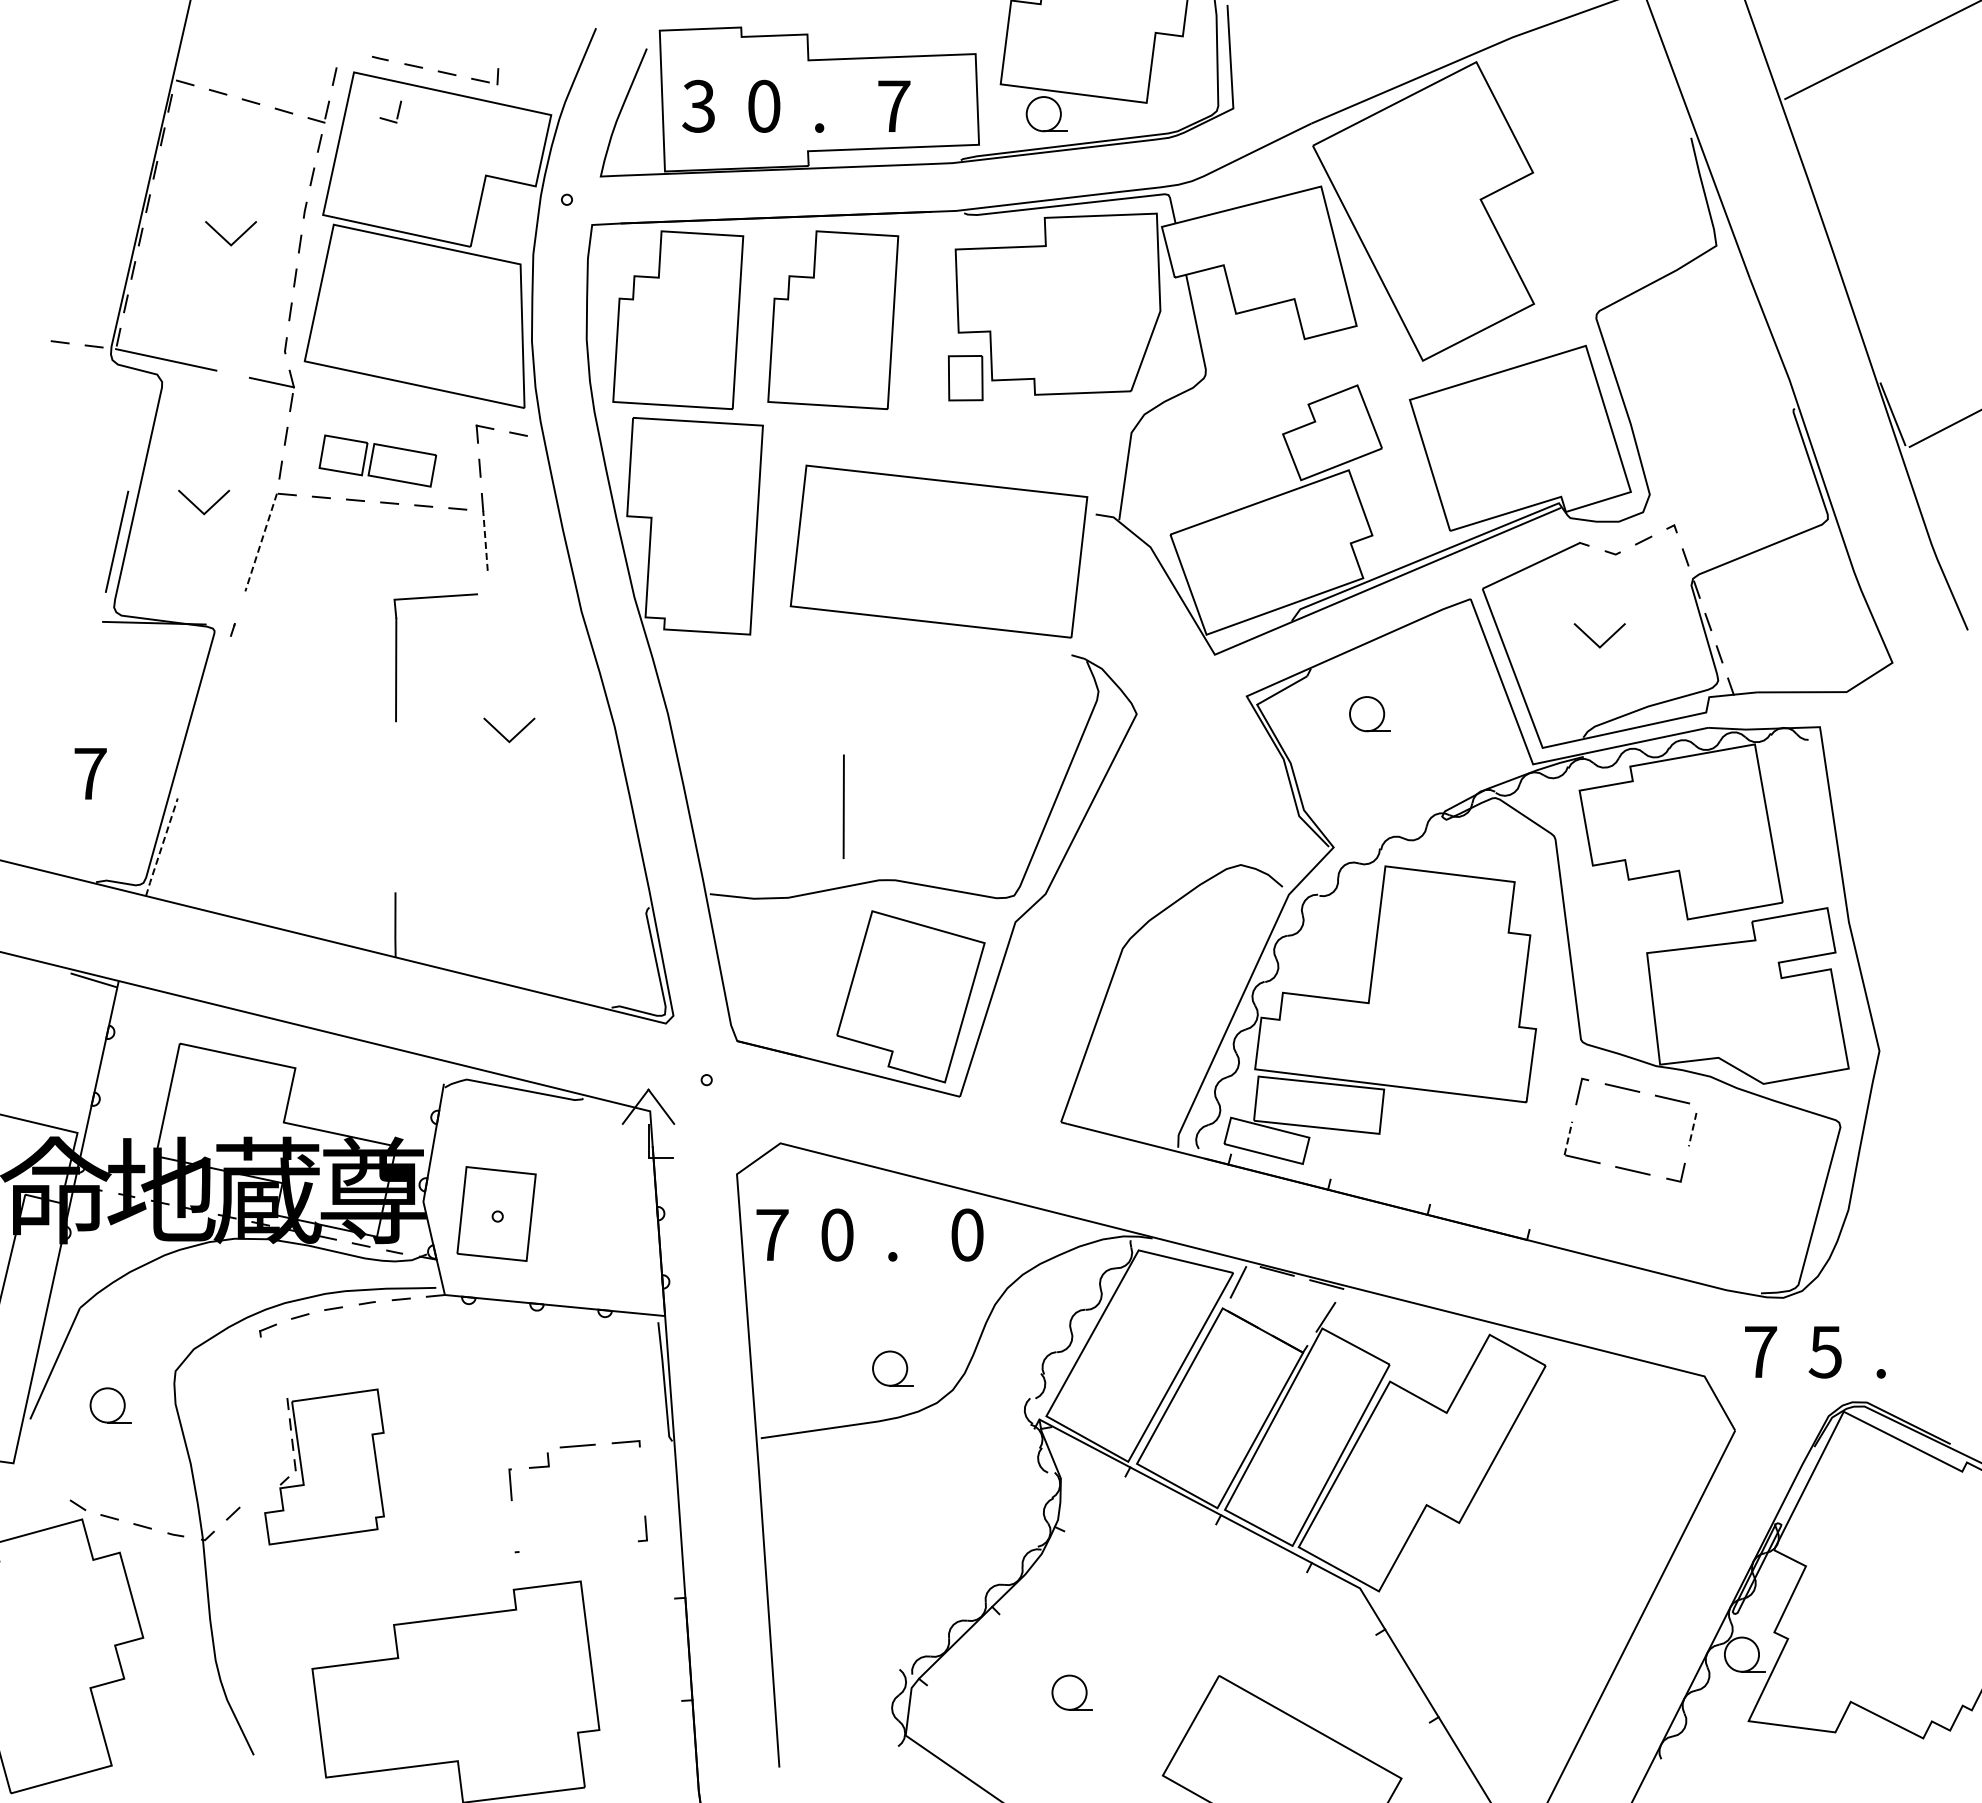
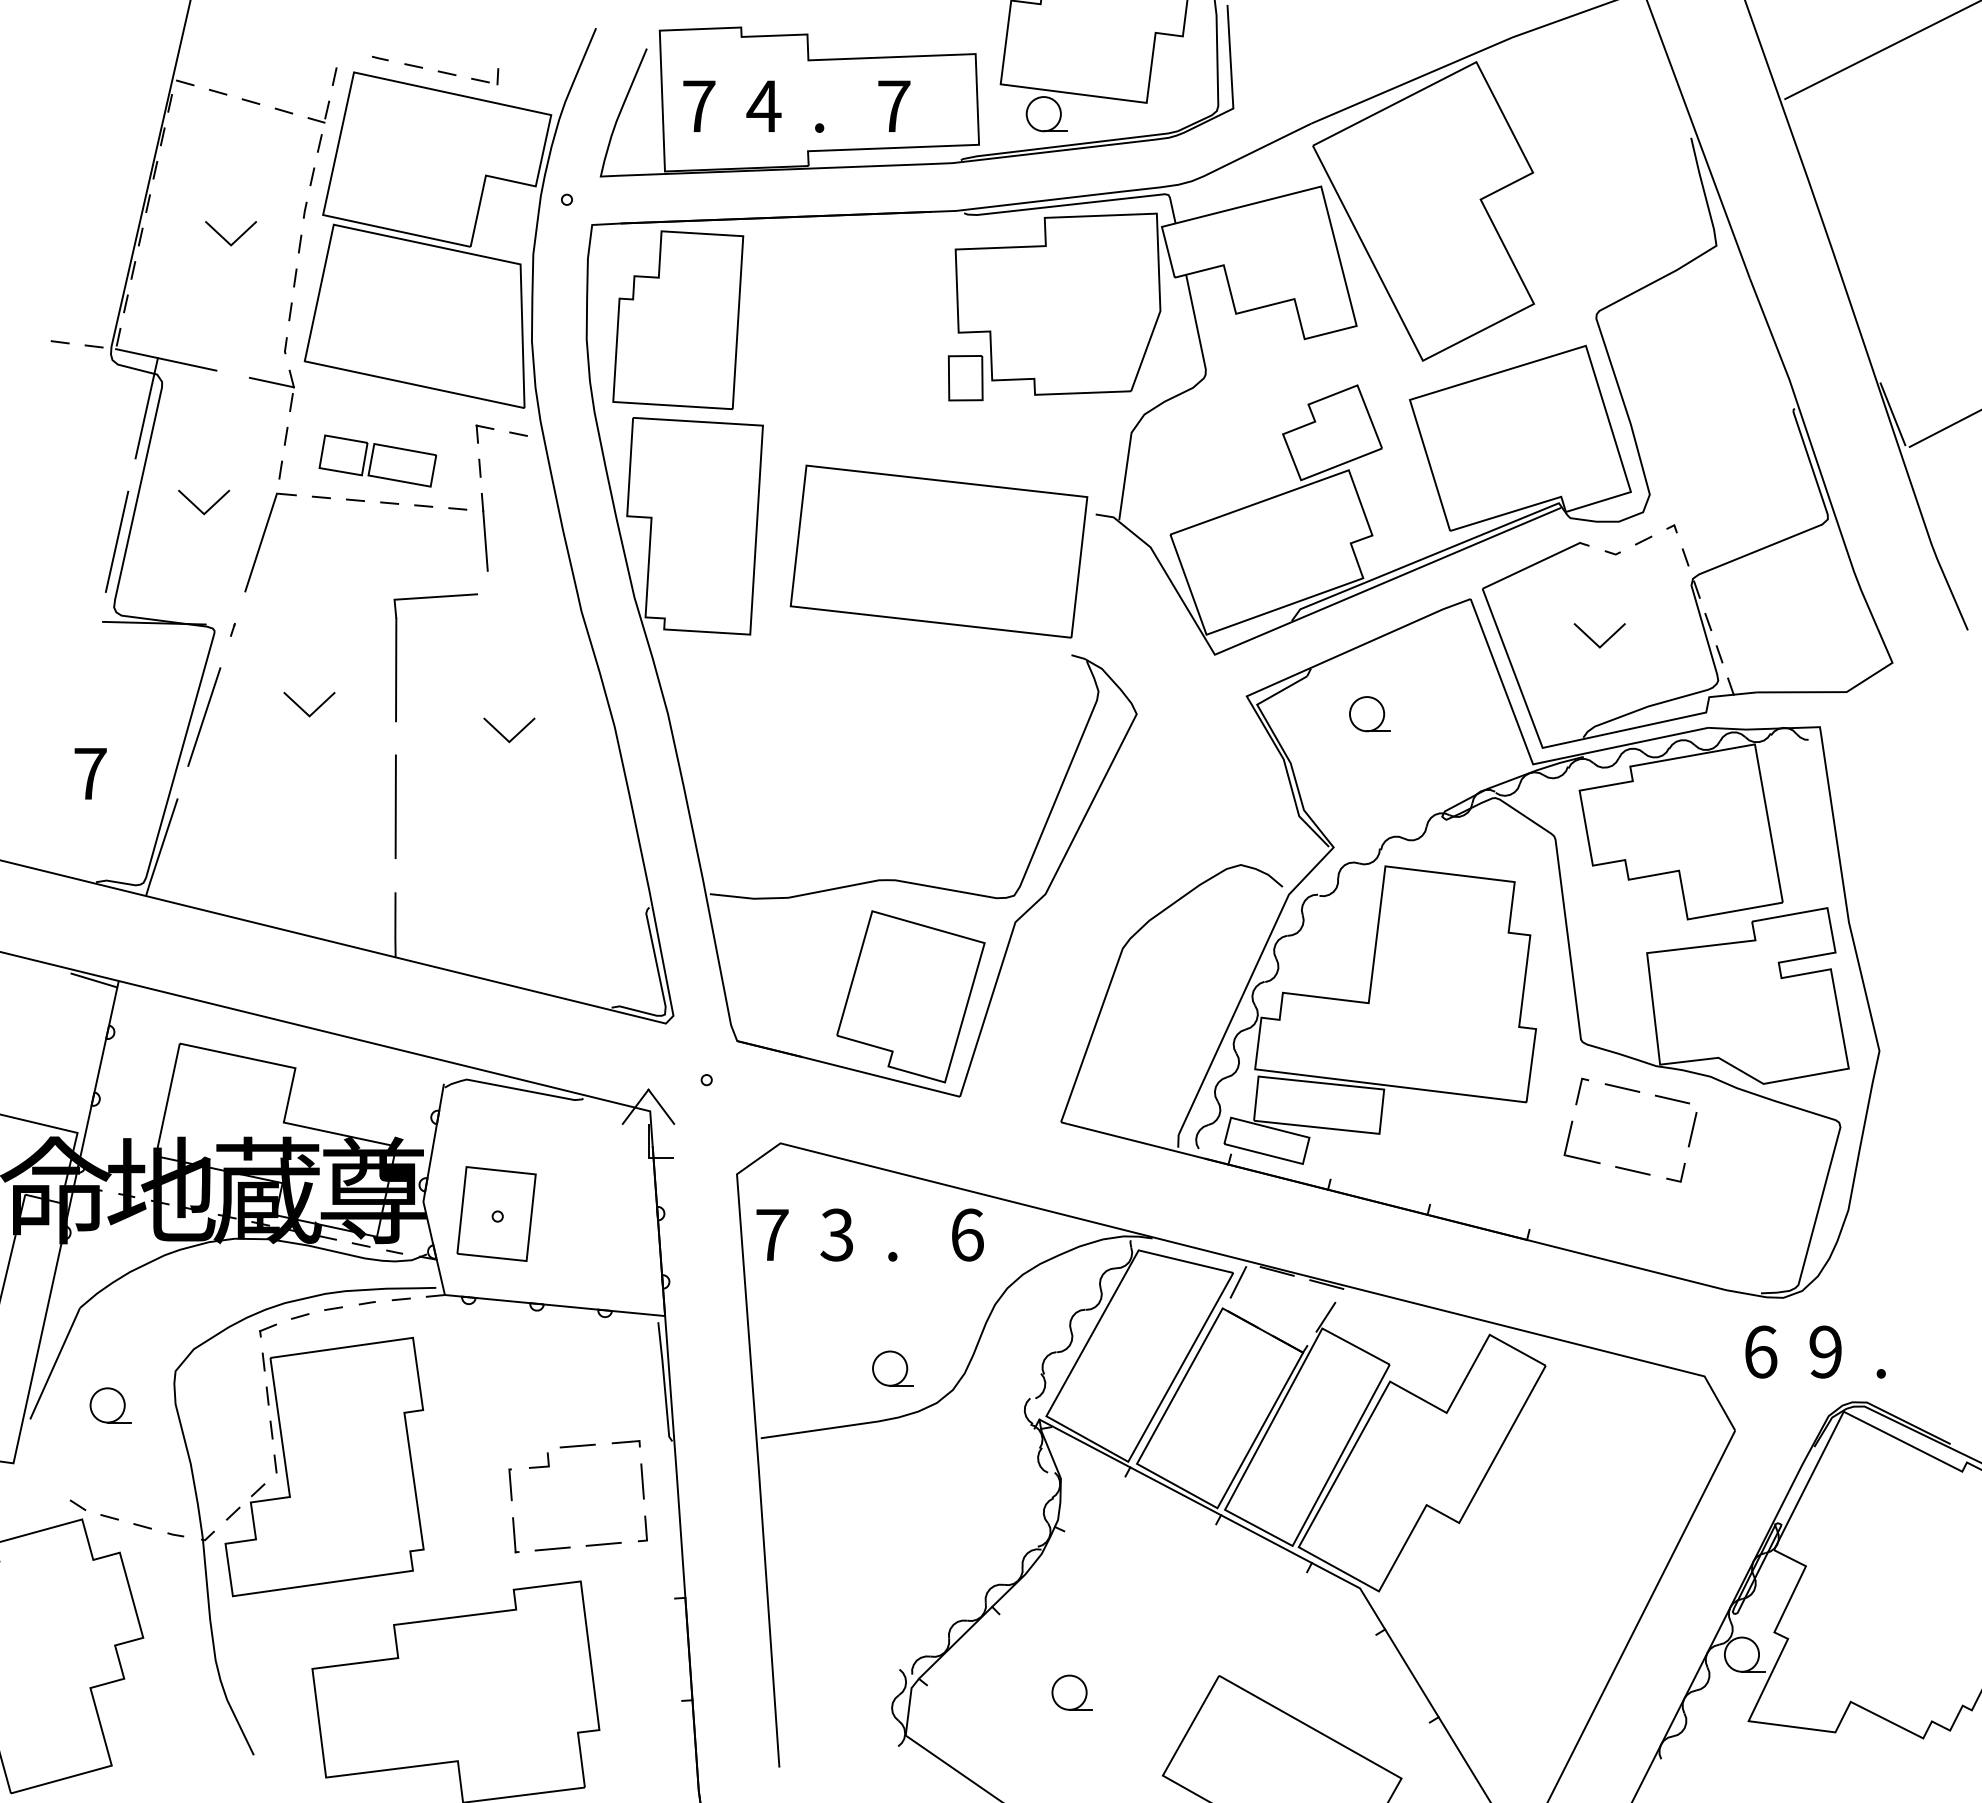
text: 3 -> 7 (698, 105)
text: 0 -> 4 (763, 105)
part: present -> none (397, 112)
part: present -> none (833, 319)
line: none -> present (146, 408)
line: dashed -> solid (485, 540)
line: dashed -> solid (261, 543)
line: none -> present (303, 709)
line: none -> present (204, 716)
line position: (843, 806) -> (395, 806) (395, 806)
line: dashed -> solid (161, 847)
line: dashed -> solid (1692, 1130)
line: dashed -> solid (1568, 1137)
text: 0 -> 3 (836, 1234)
text: 0 -> 6 (967, 1234)
text: 7 -> 6 (1761, 1351)
text: 5 -> 9 (1824, 1351)
part size: 121x158 px -> 201x262 px (324, 1466)
line: none -> present (642, 1481)
line: none -> present (514, 1535)
line: none -> present (603, 1543)
line: none -> present (552, 1548)
